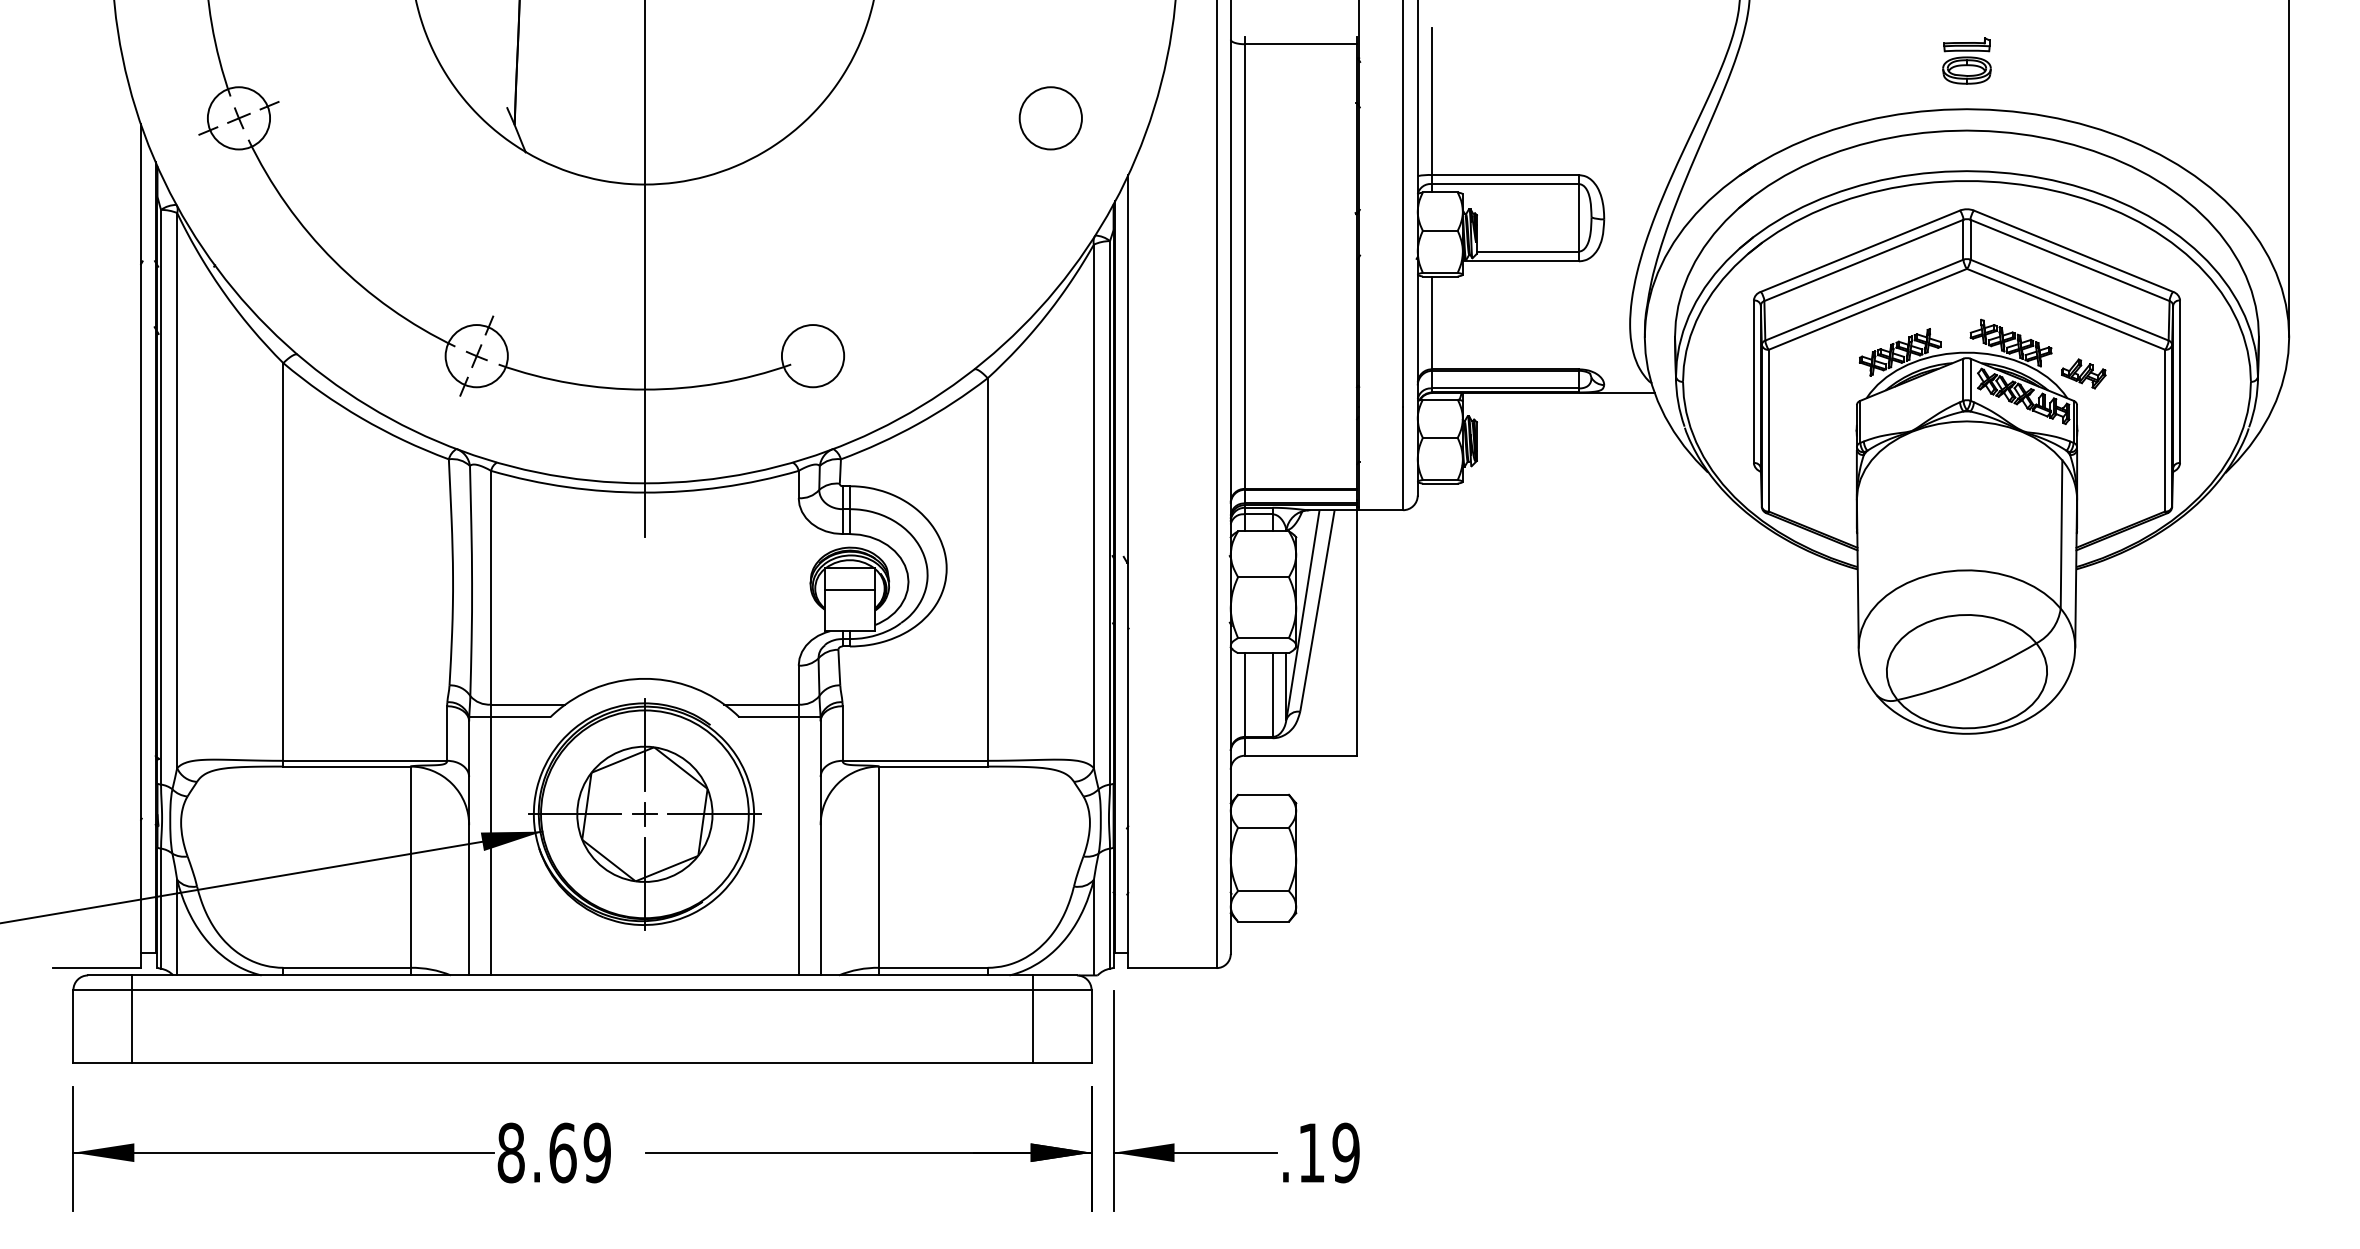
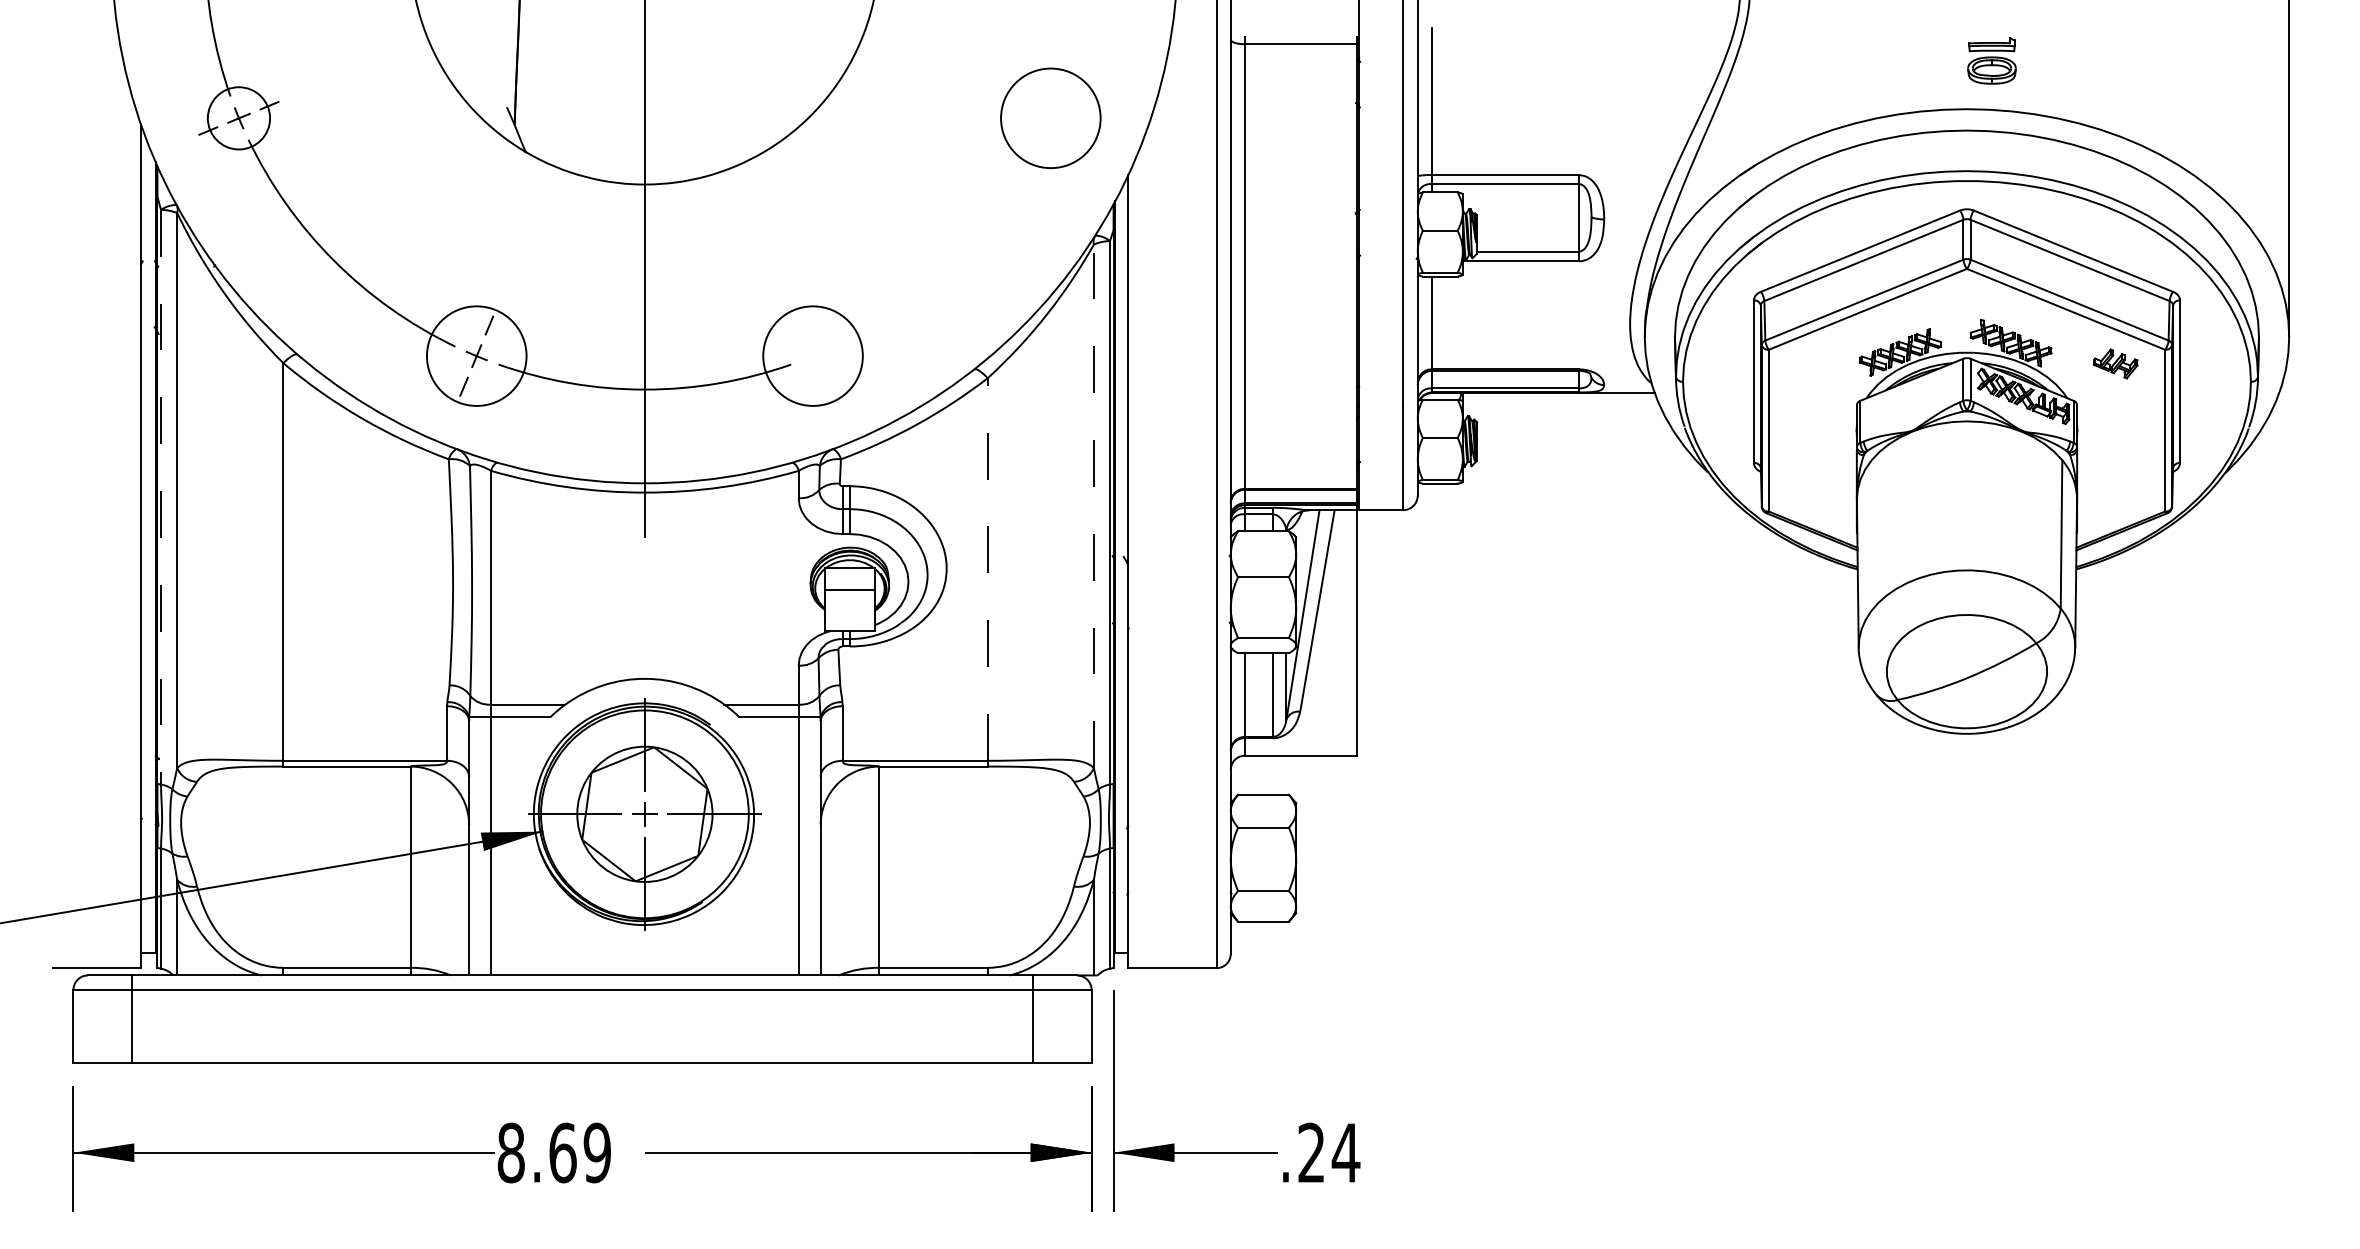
part position: (1966, 60) -> (1991, 60) (1991, 60)
circle diameter: 62 px -> 100 px (1050, 118)
circle diameter: 62 px -> 100 px (476, 355)
circle diameter: 62 px -> 100 px (812, 355)
part position: (2083, 373) -> (2115, 363) (2115, 363)
line: solid -> dashed (161, 497)
line: solid -> dashed (1093, 506)
line: solid -> dashed (987, 569)
text: .19 -> .24 (1329, 1152)
